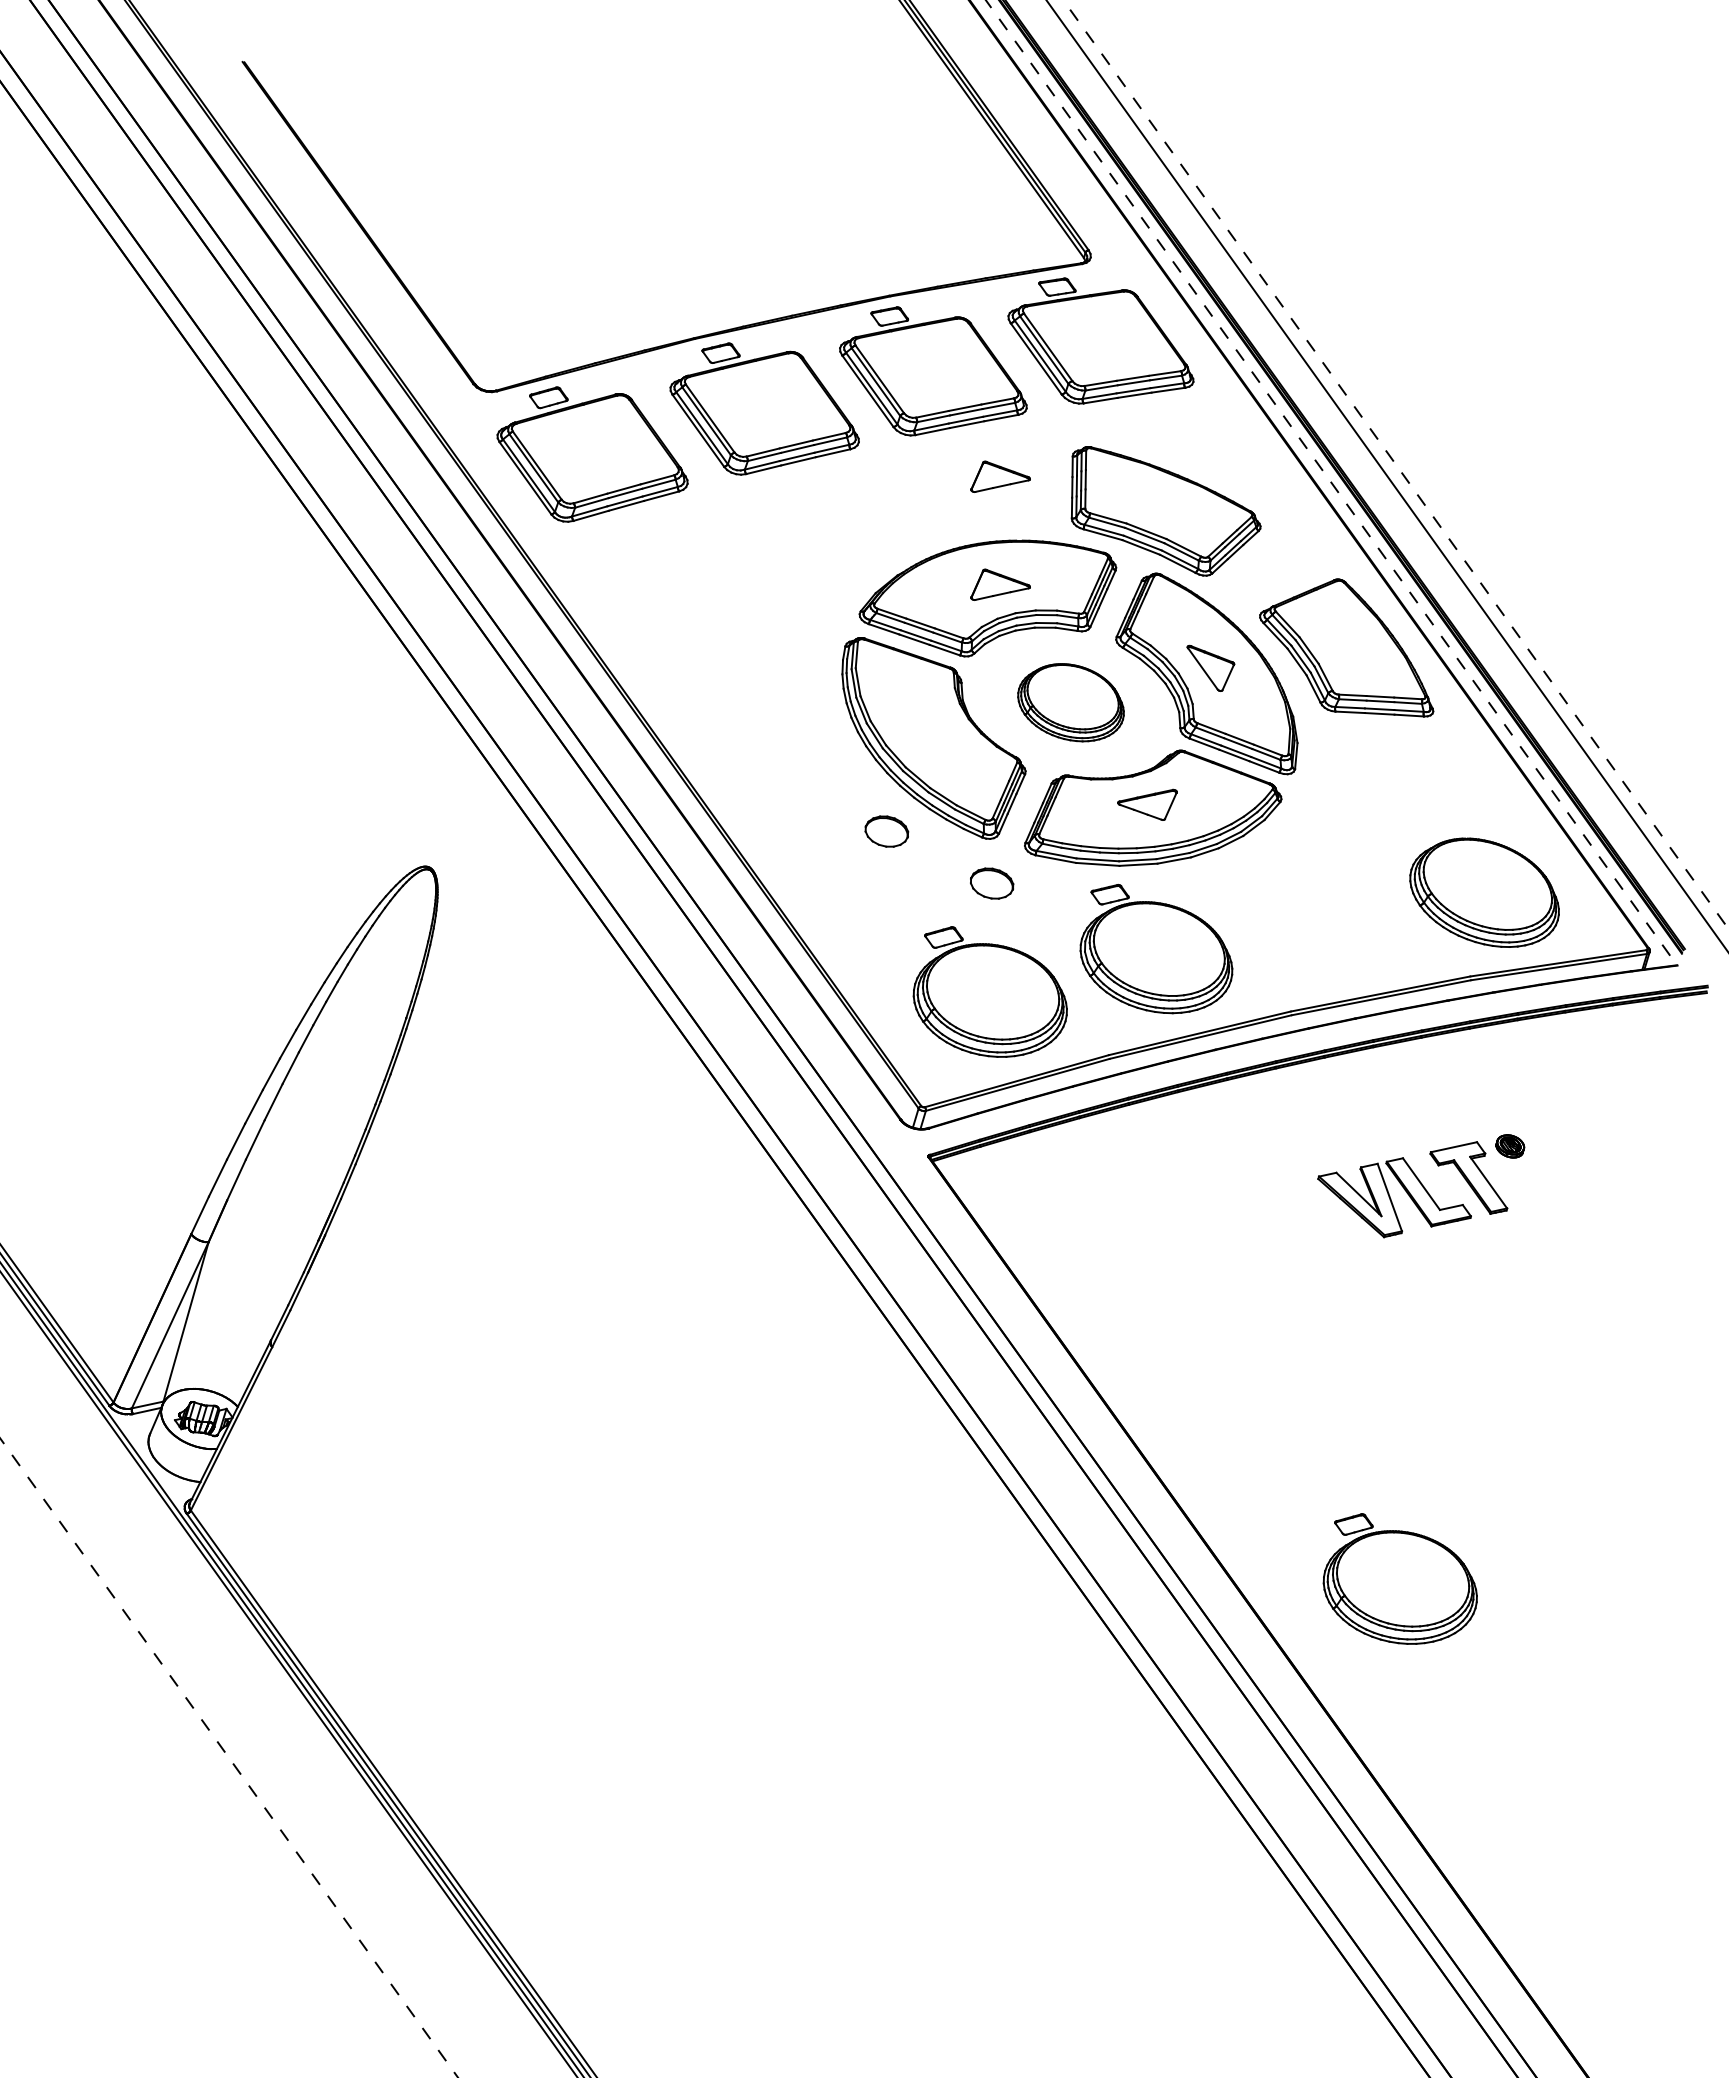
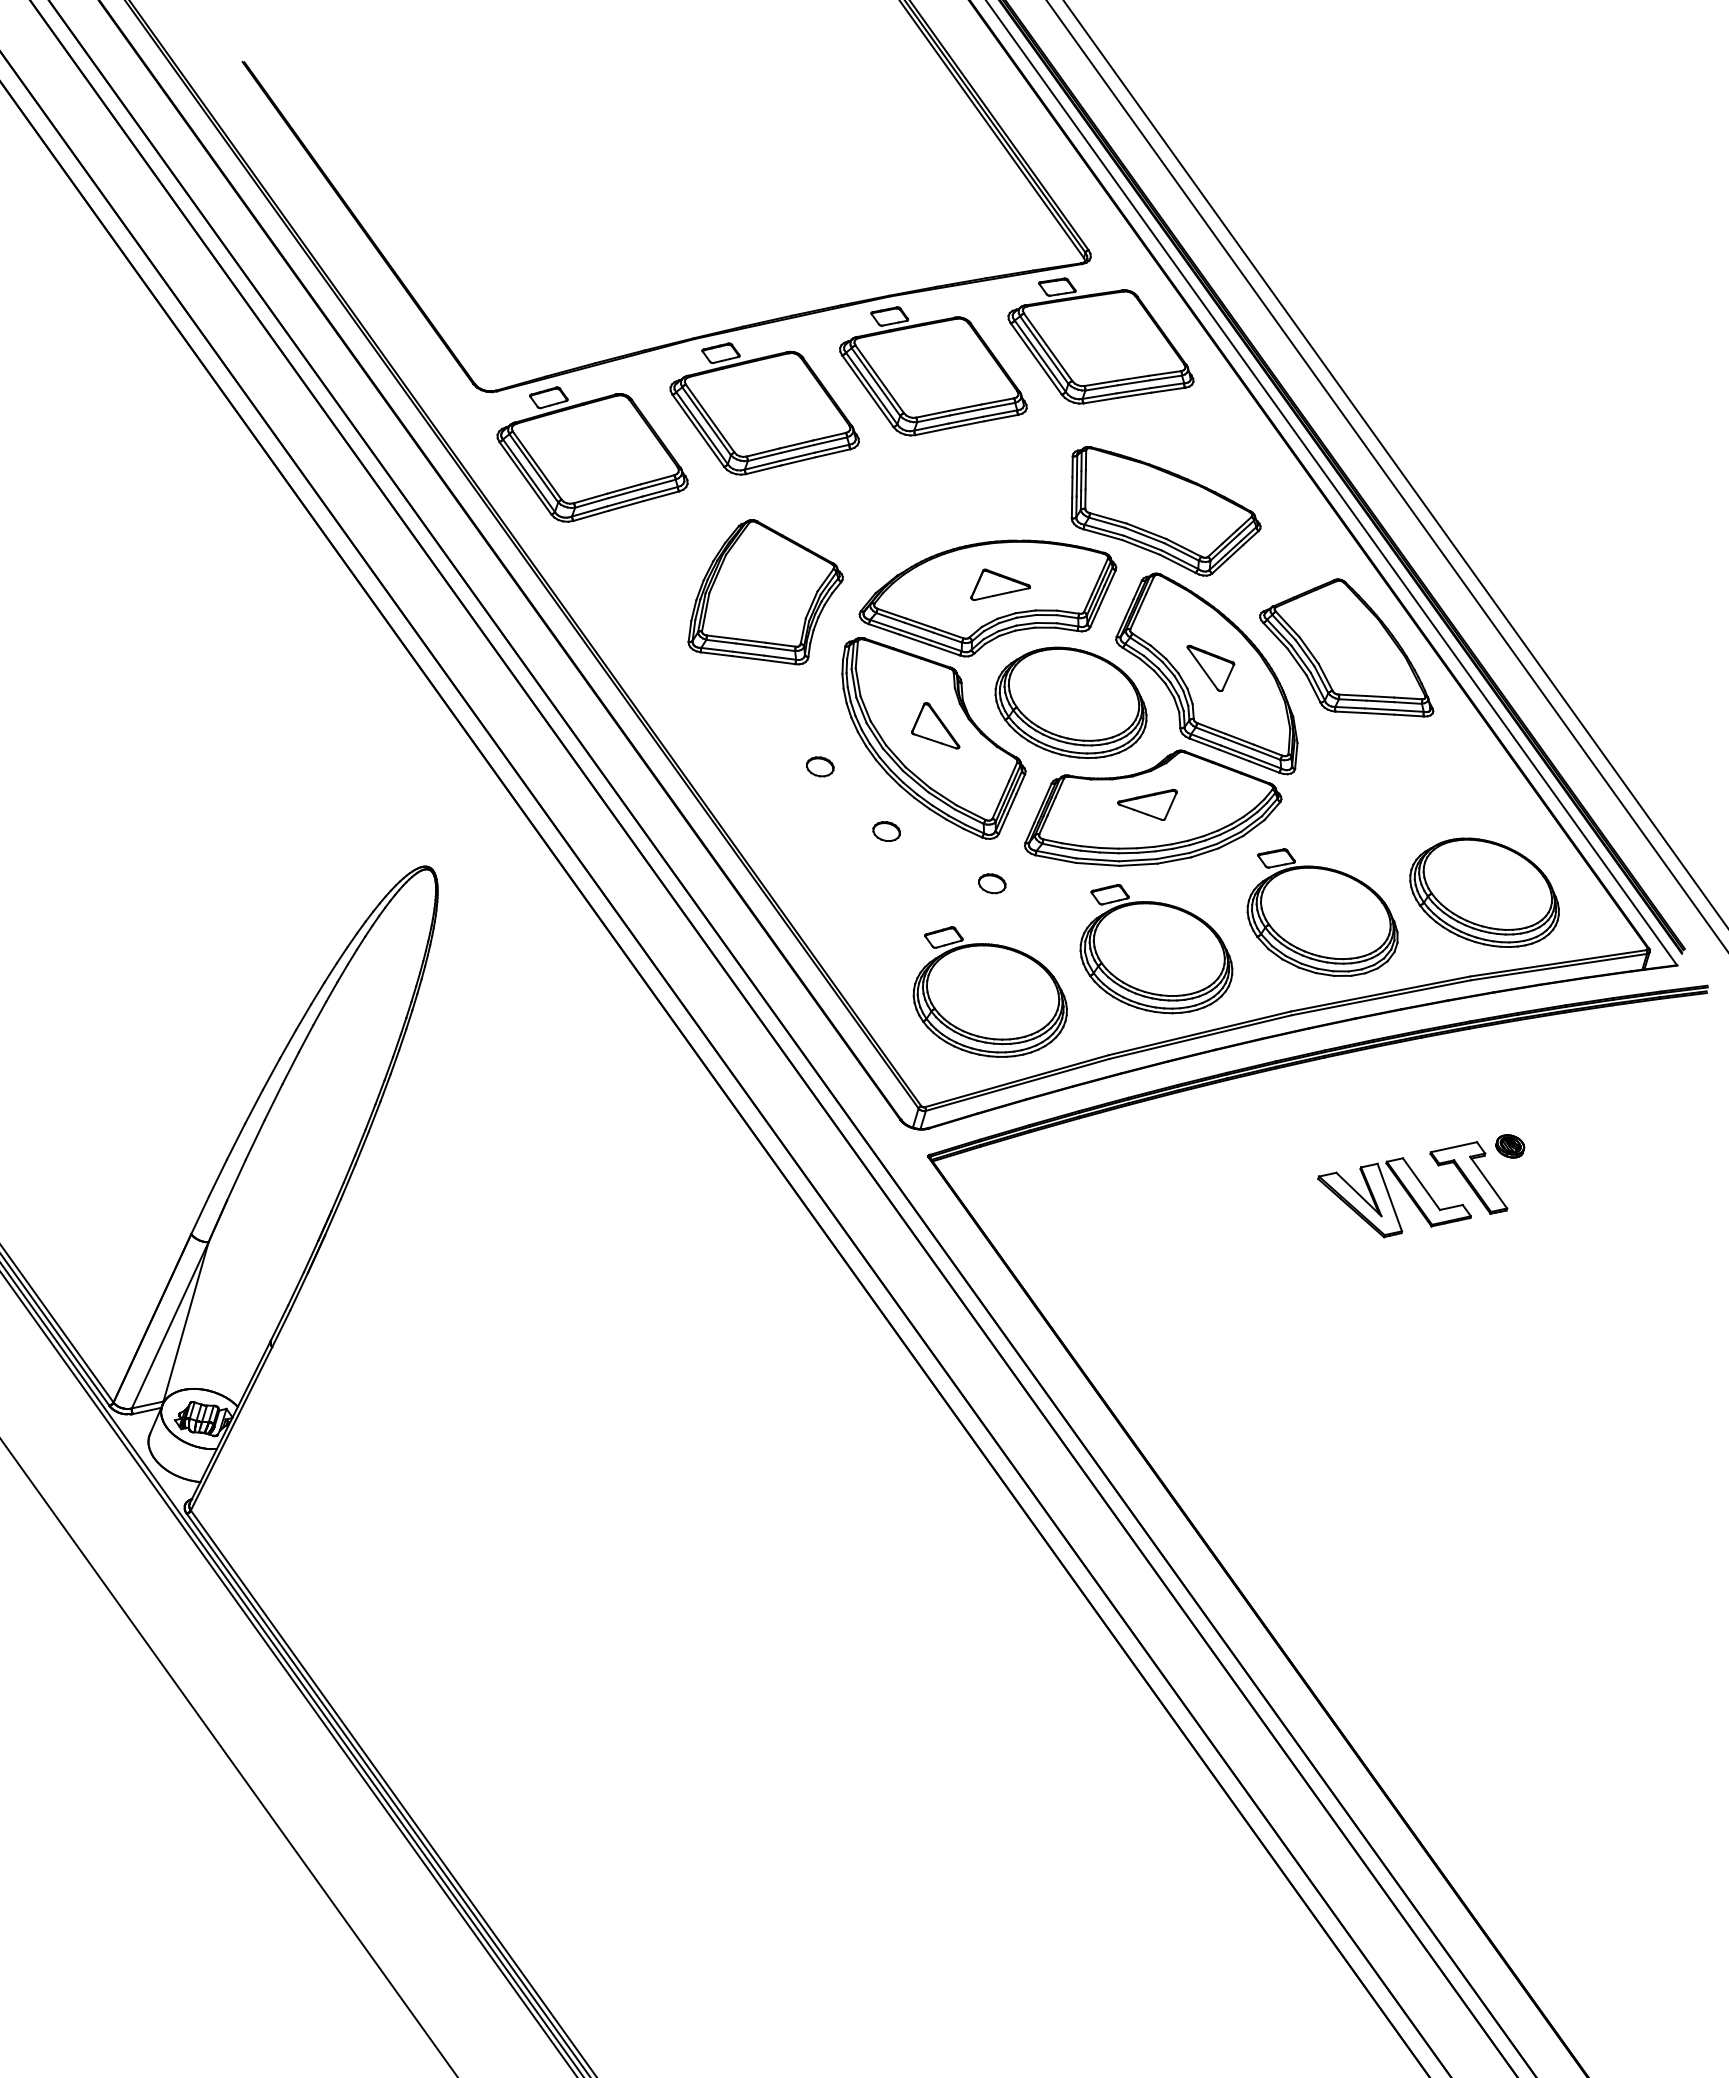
line: dashed -> solid (1395, 464)
part: present -> none (1000, 476)
line: dashed -> solid (1331, 482)
part: none -> present (765, 592)
part size: 108x80 px -> 154x113 px (1070, 702)
part: none -> present (935, 725)
part: none -> present (820, 766)
part size: 46x33 px -> 29x21 px (886, 831)
part size: 45x33 px -> 29x22 px (992, 883)
part: none -> present (1322, 912)
part: present -> none (1399, 1578)
line: dashed -> solid (229, 1757)
